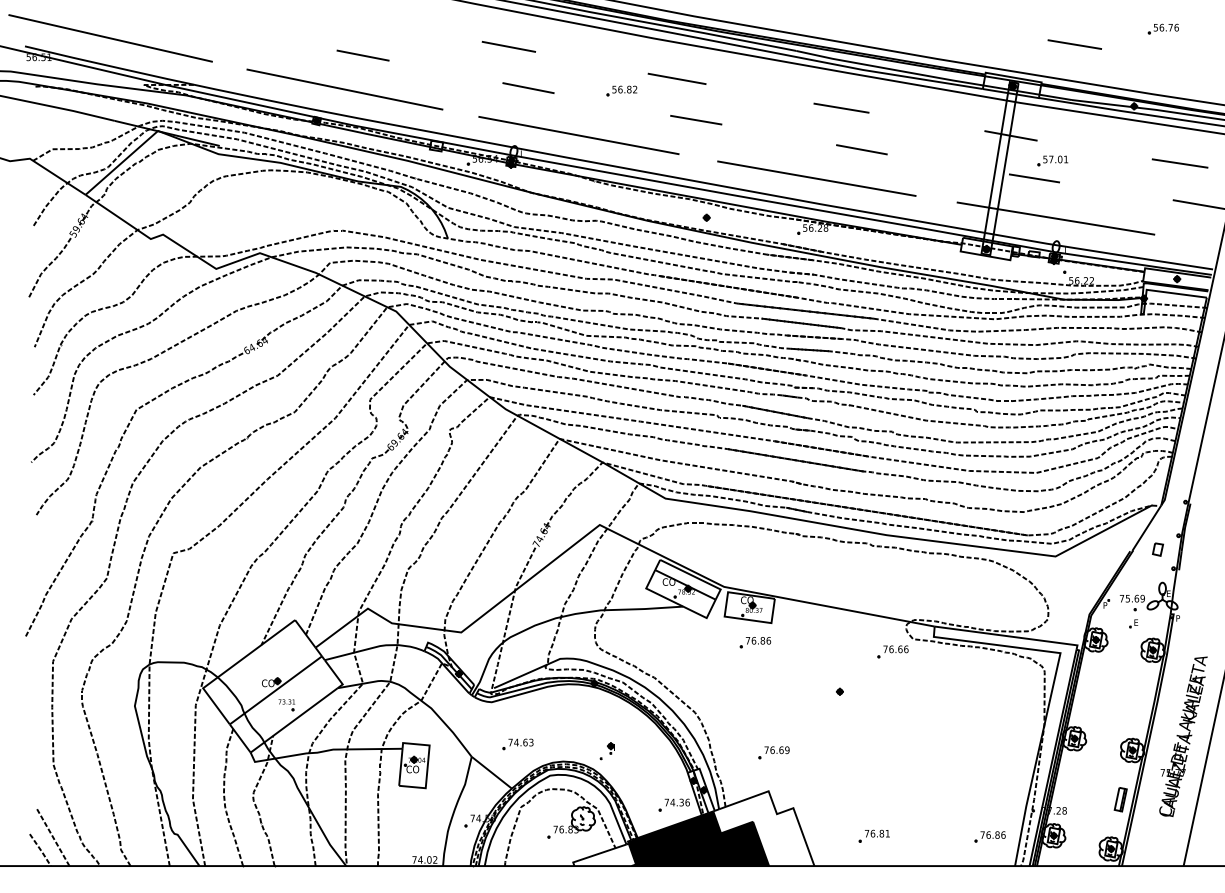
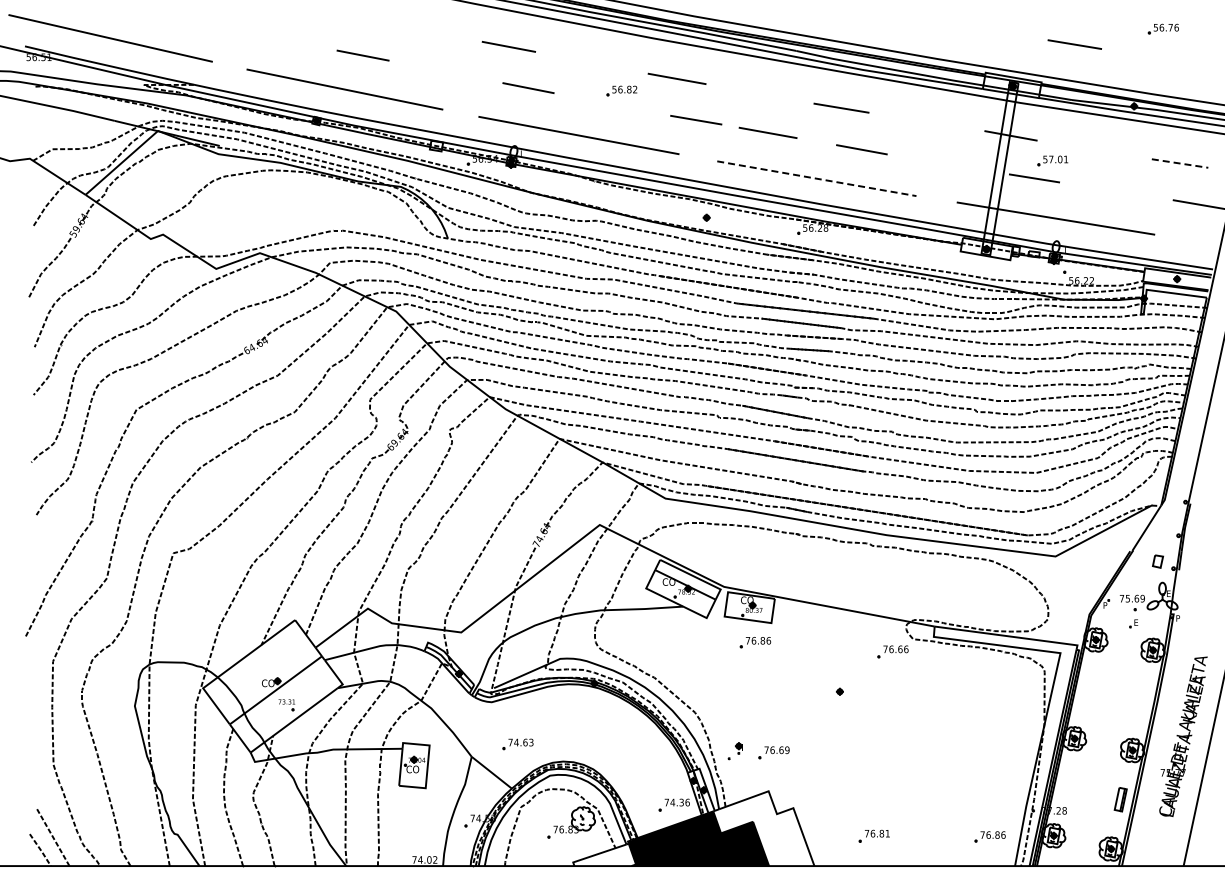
line: none -> present (767, 132)
line: solid -> dashed (1180, 163)
line: solid -> dashed (817, 178)
part position: (1158, 549) -> (1158, 561) (1158, 561)
part position: (606, 751) -> (734, 751) (734, 751)
